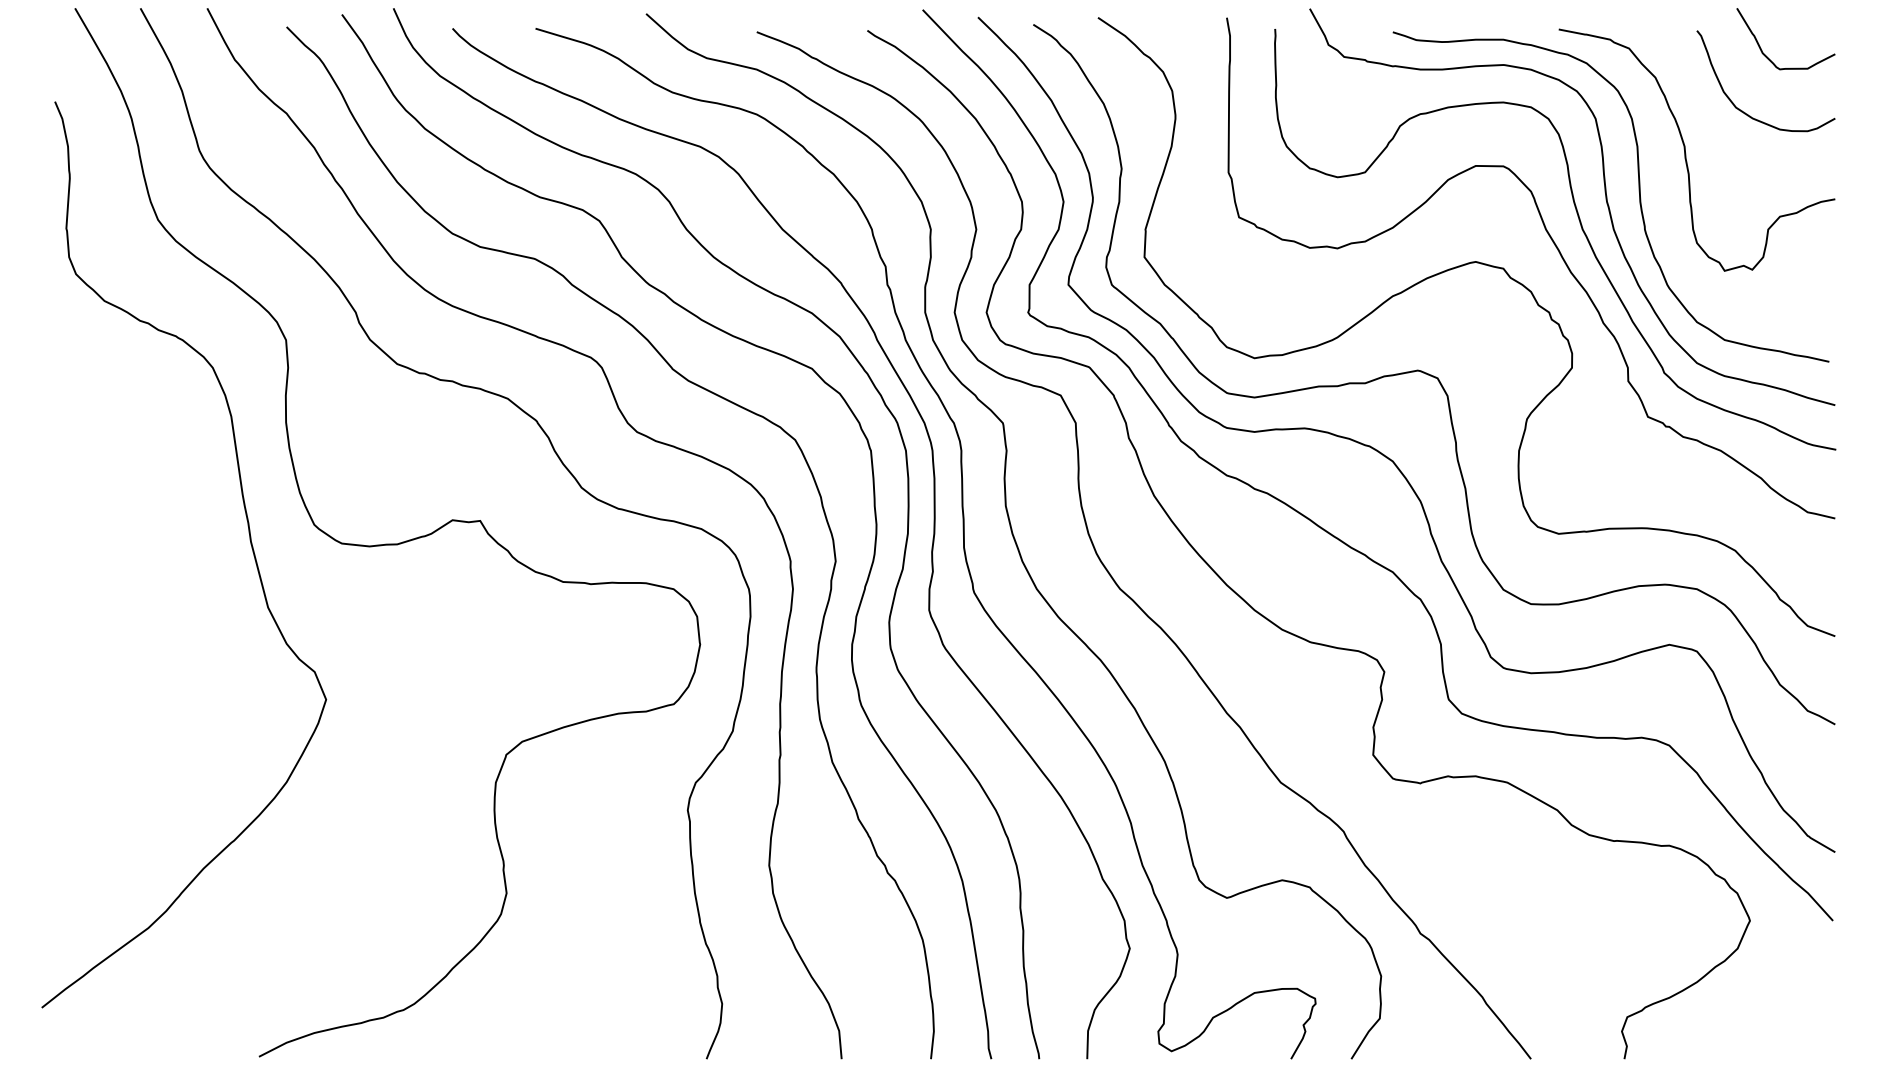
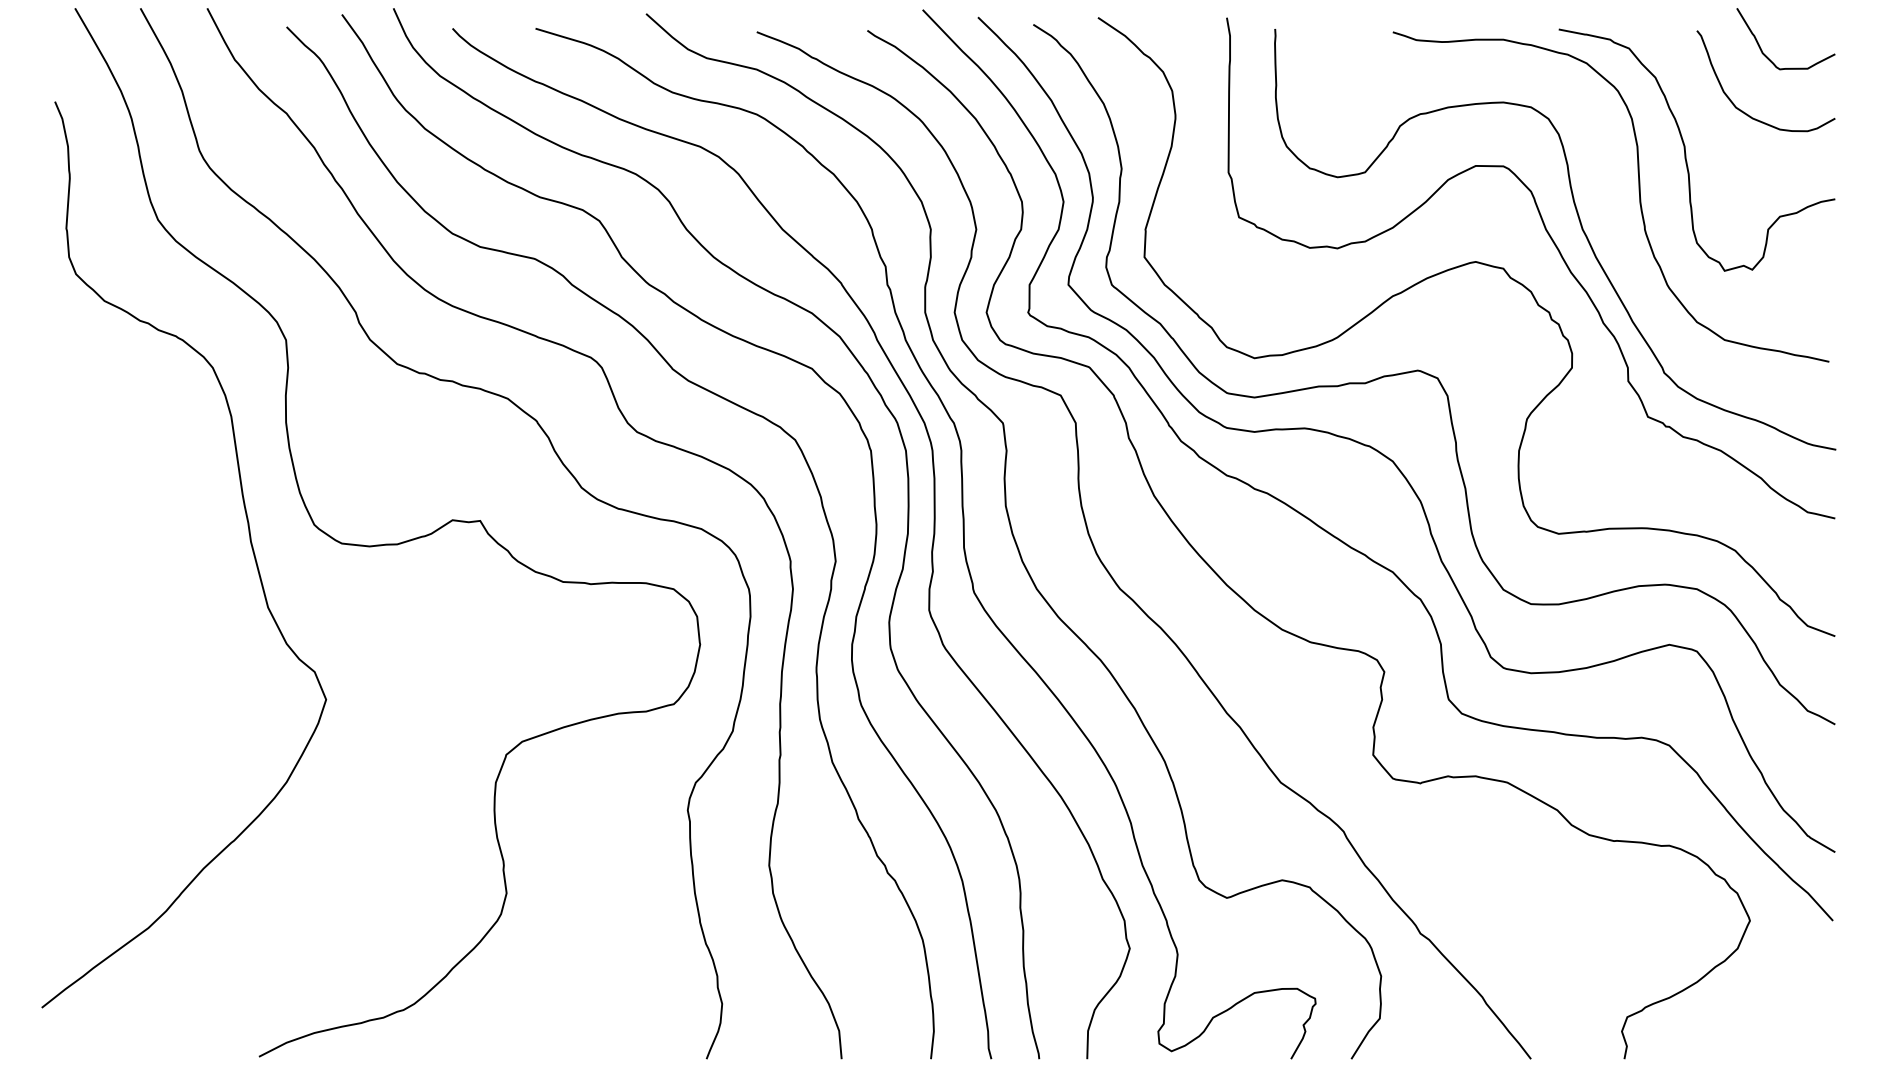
curve: present -> none (1605, 200)
